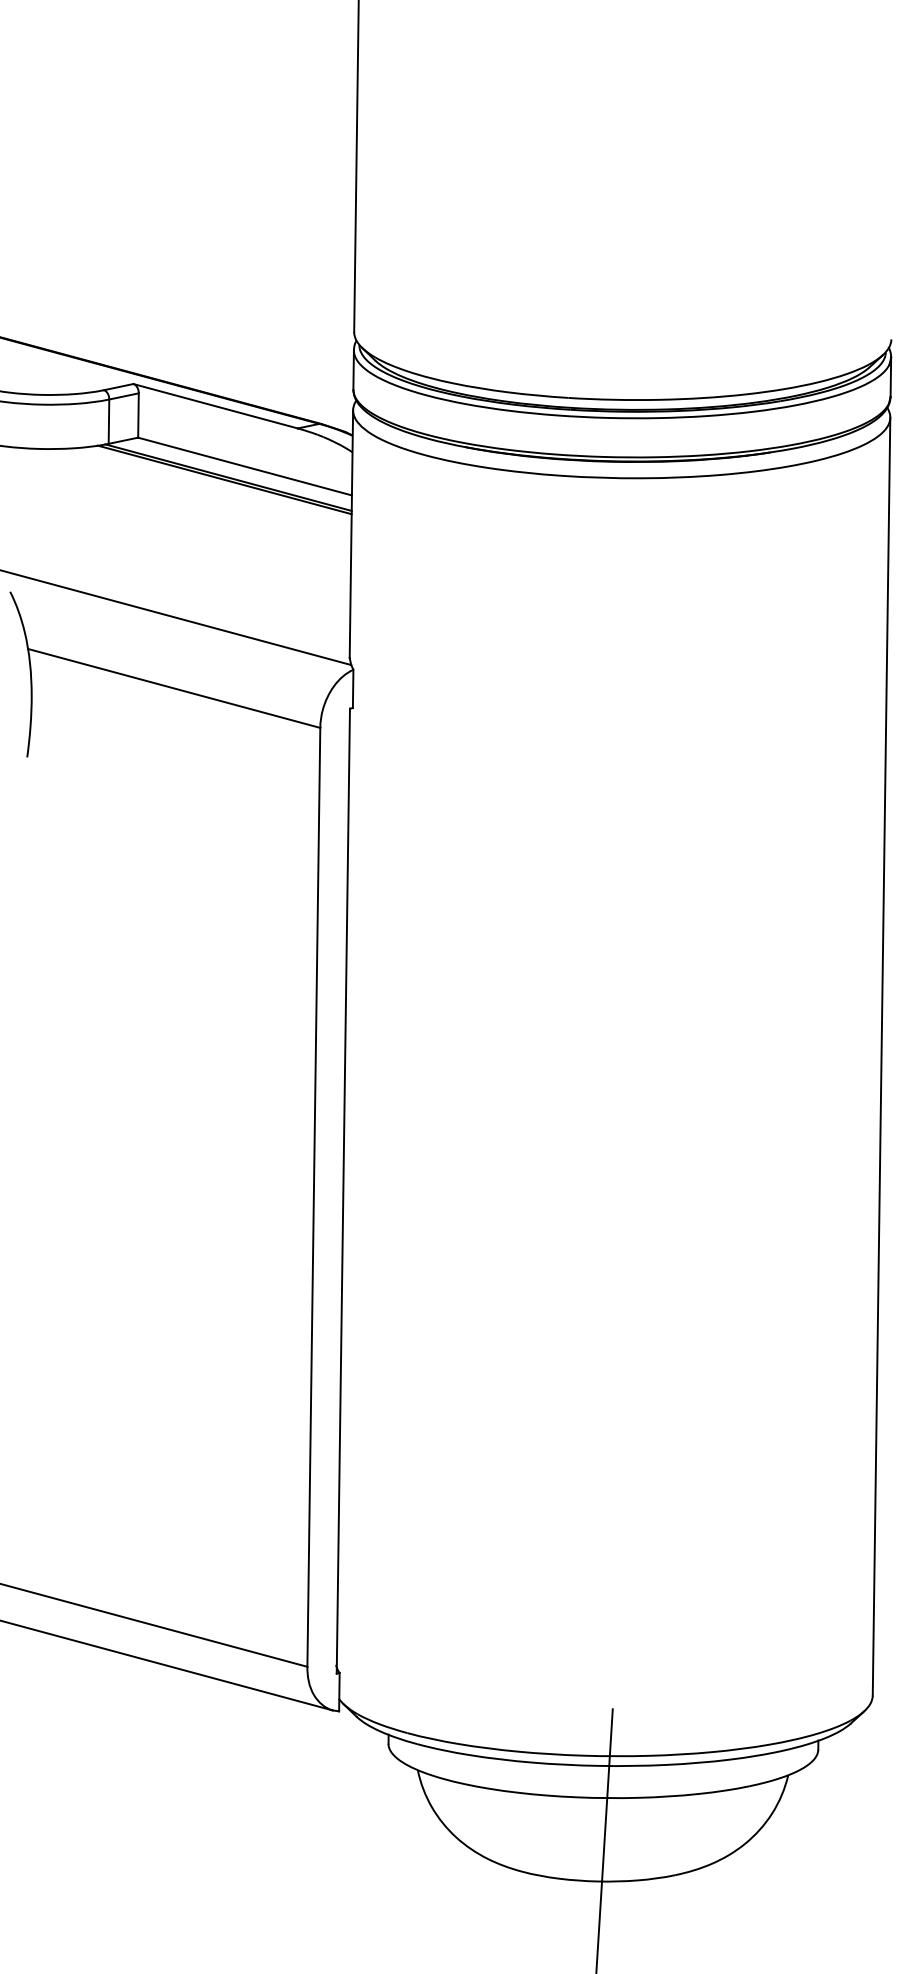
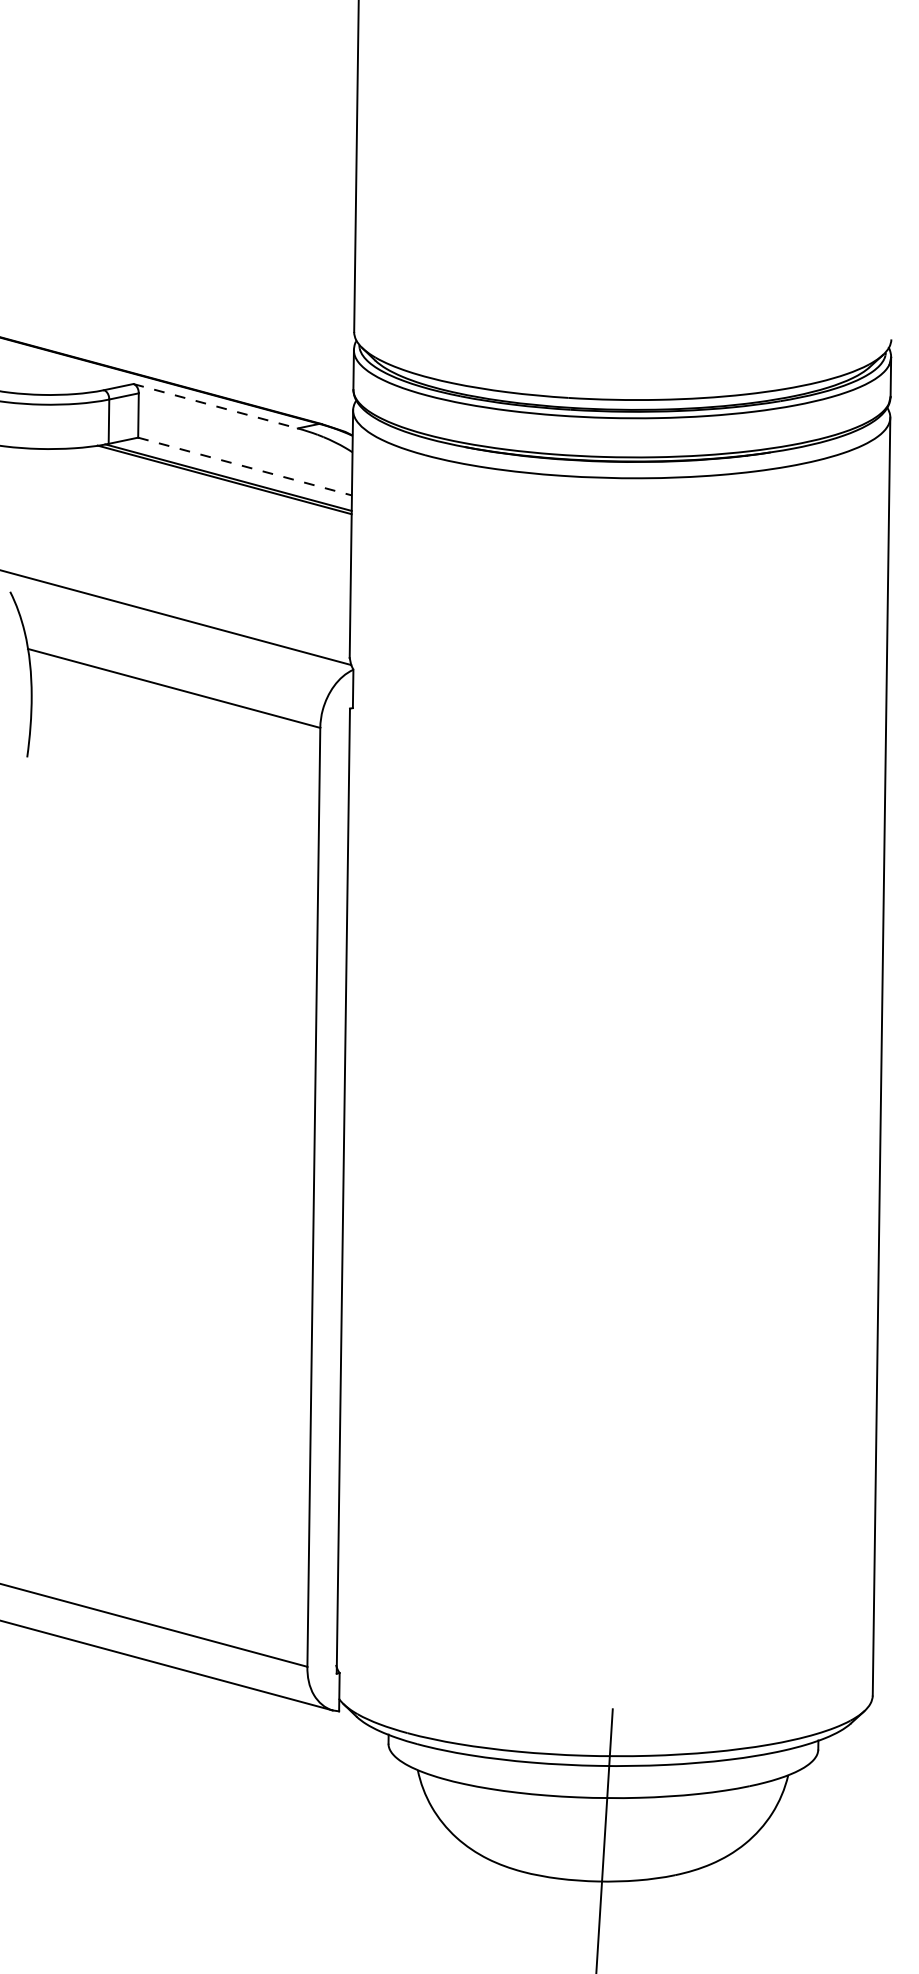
line: solid -> dashed (216, 406)
line: solid -> dashed (245, 466)
